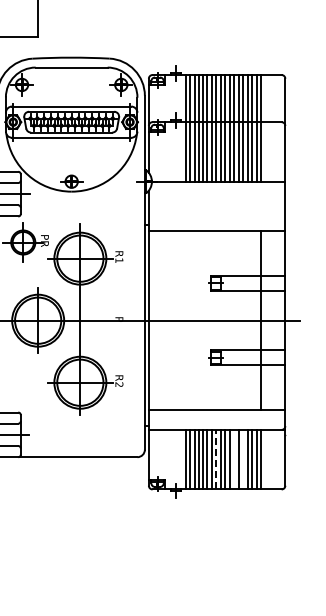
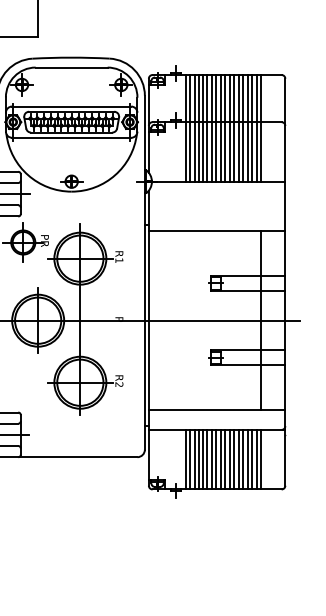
line: dashed -> solid (216, 459)
line: none -> present (234, 459)
line: none -> present (243, 459)
